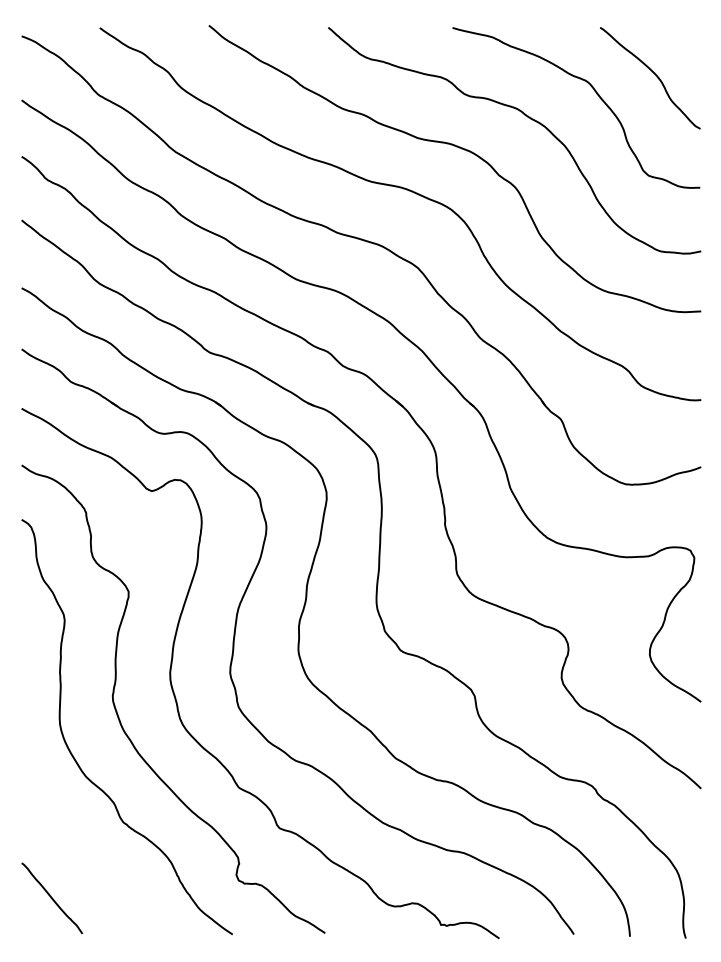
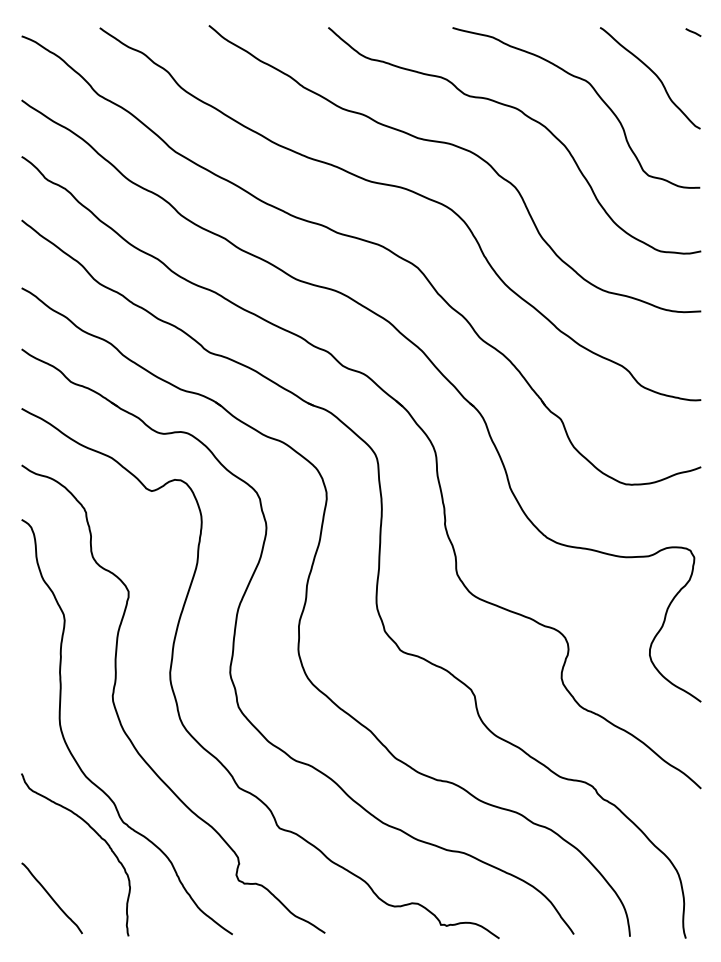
line: none -> present (693, 32)
curve: none -> present (95, 833)
